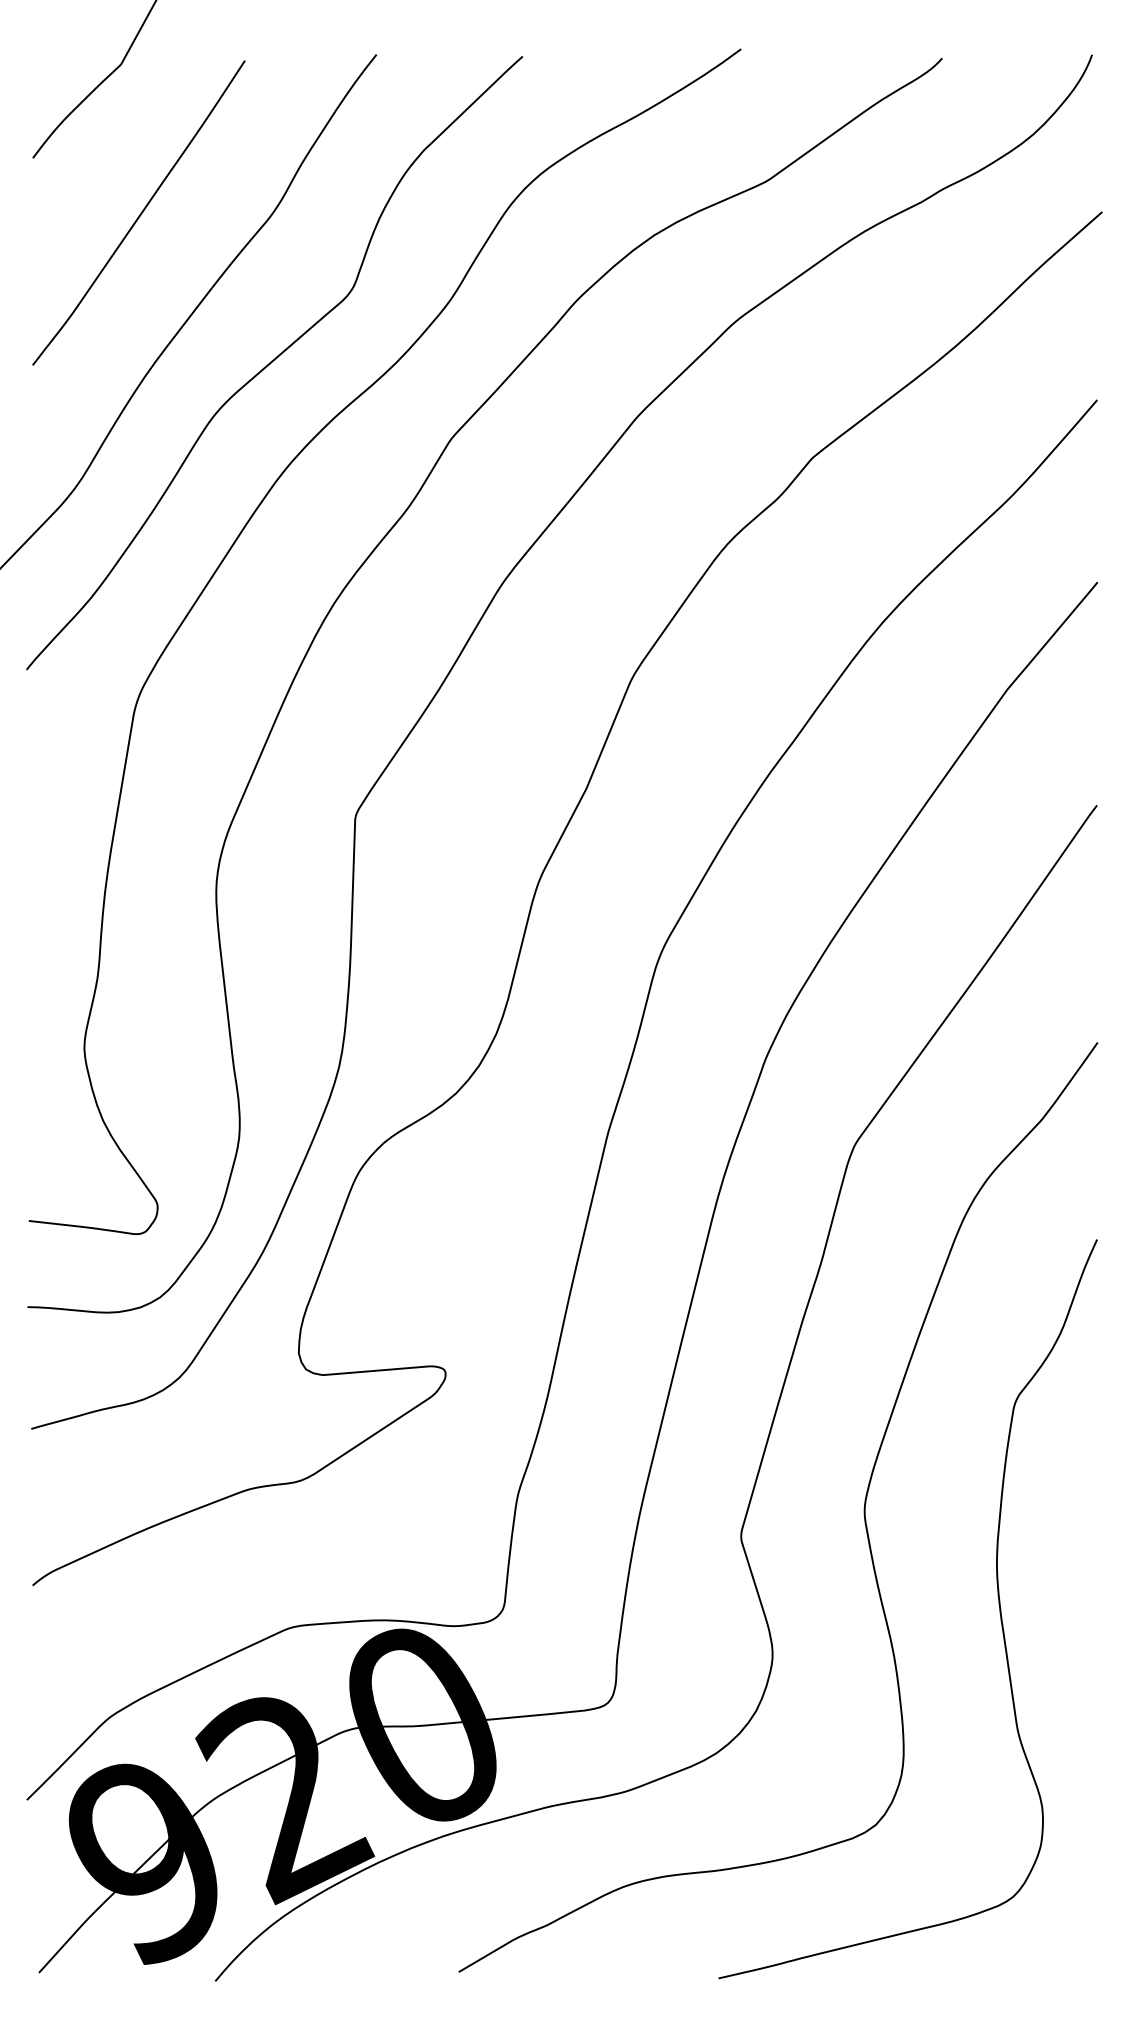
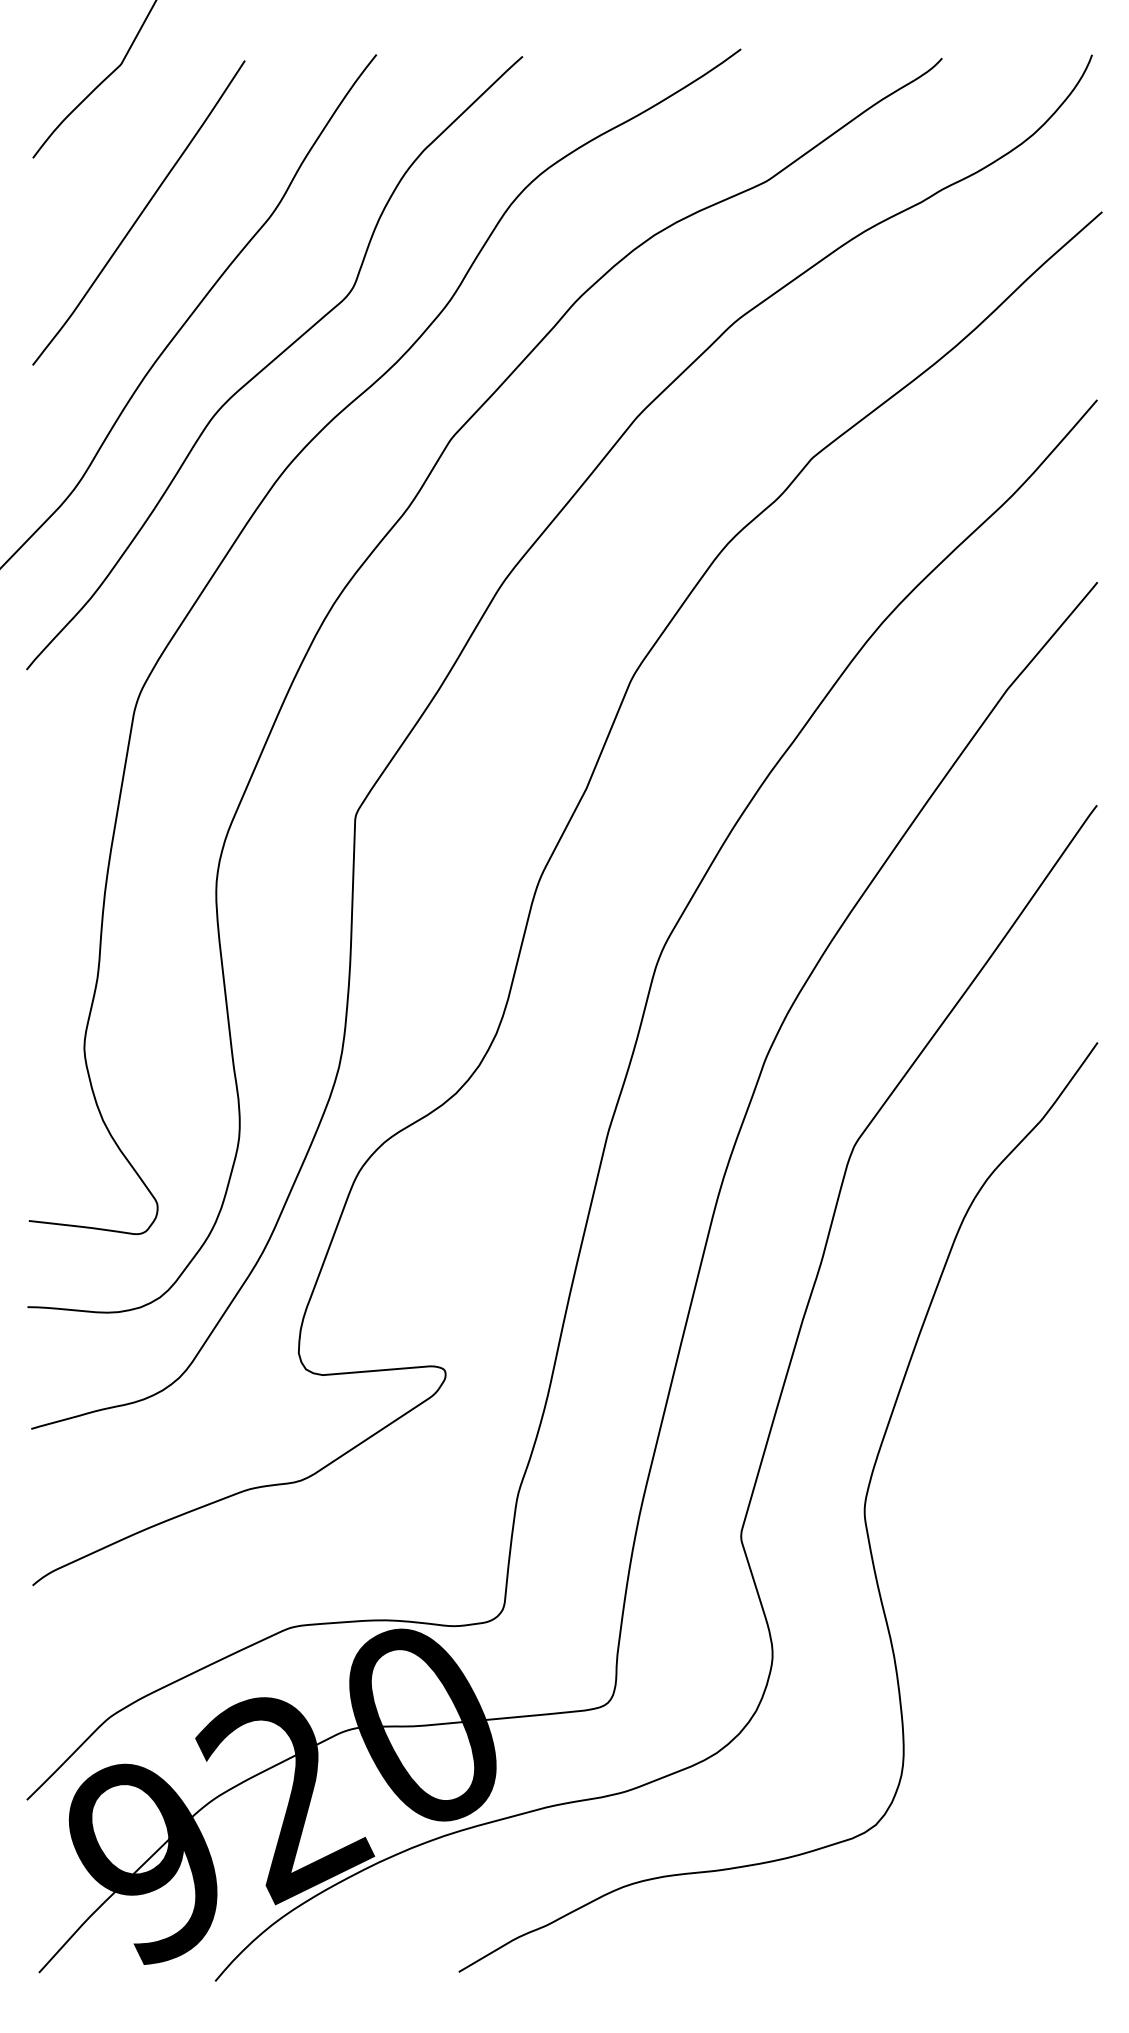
curve: present -> none (997, 1596)
